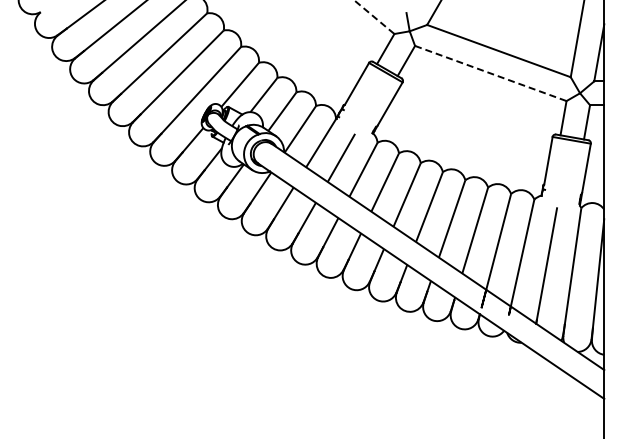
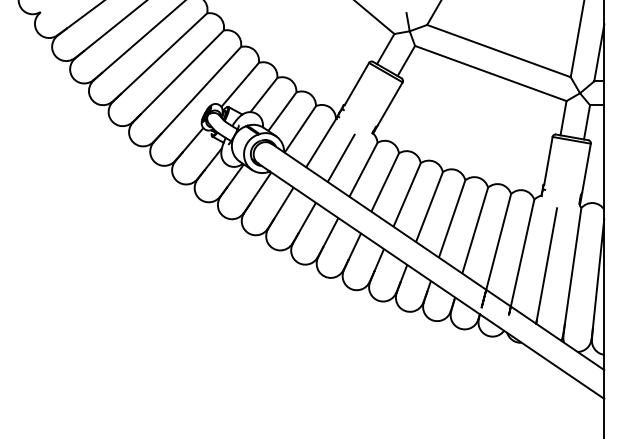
line: dashed -> solid (374, 17)
line: dashed -> solid (490, 73)
